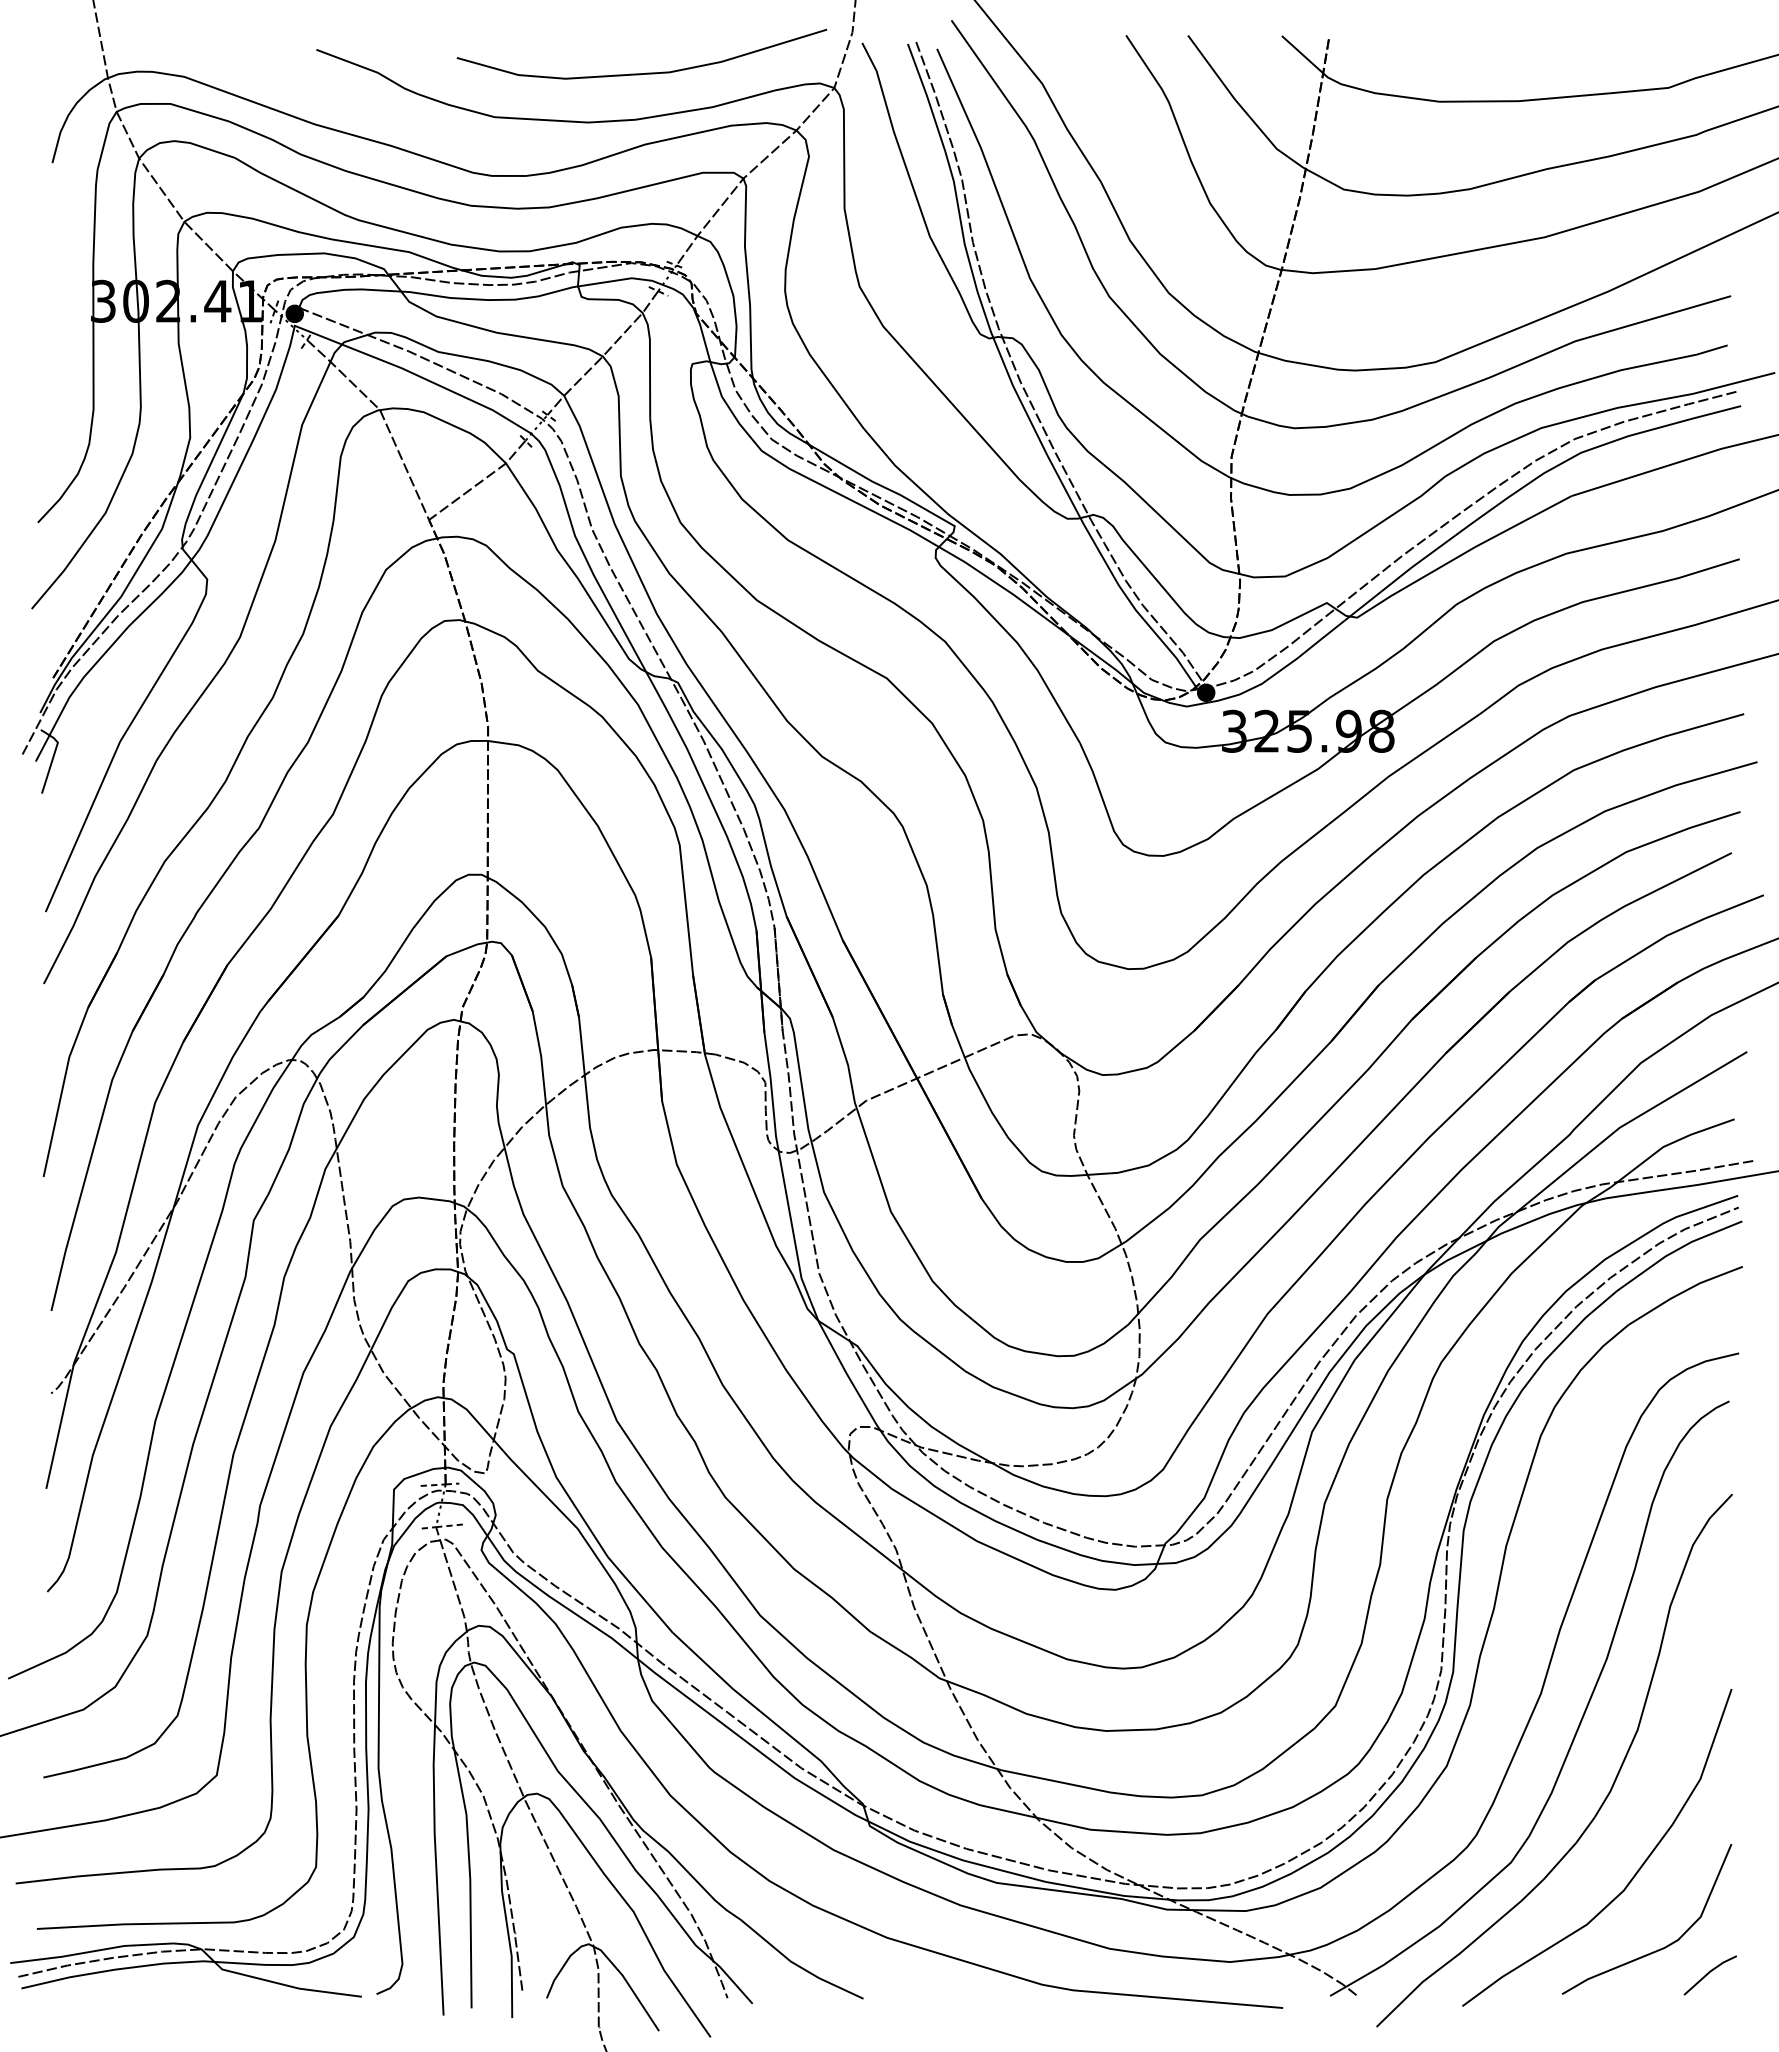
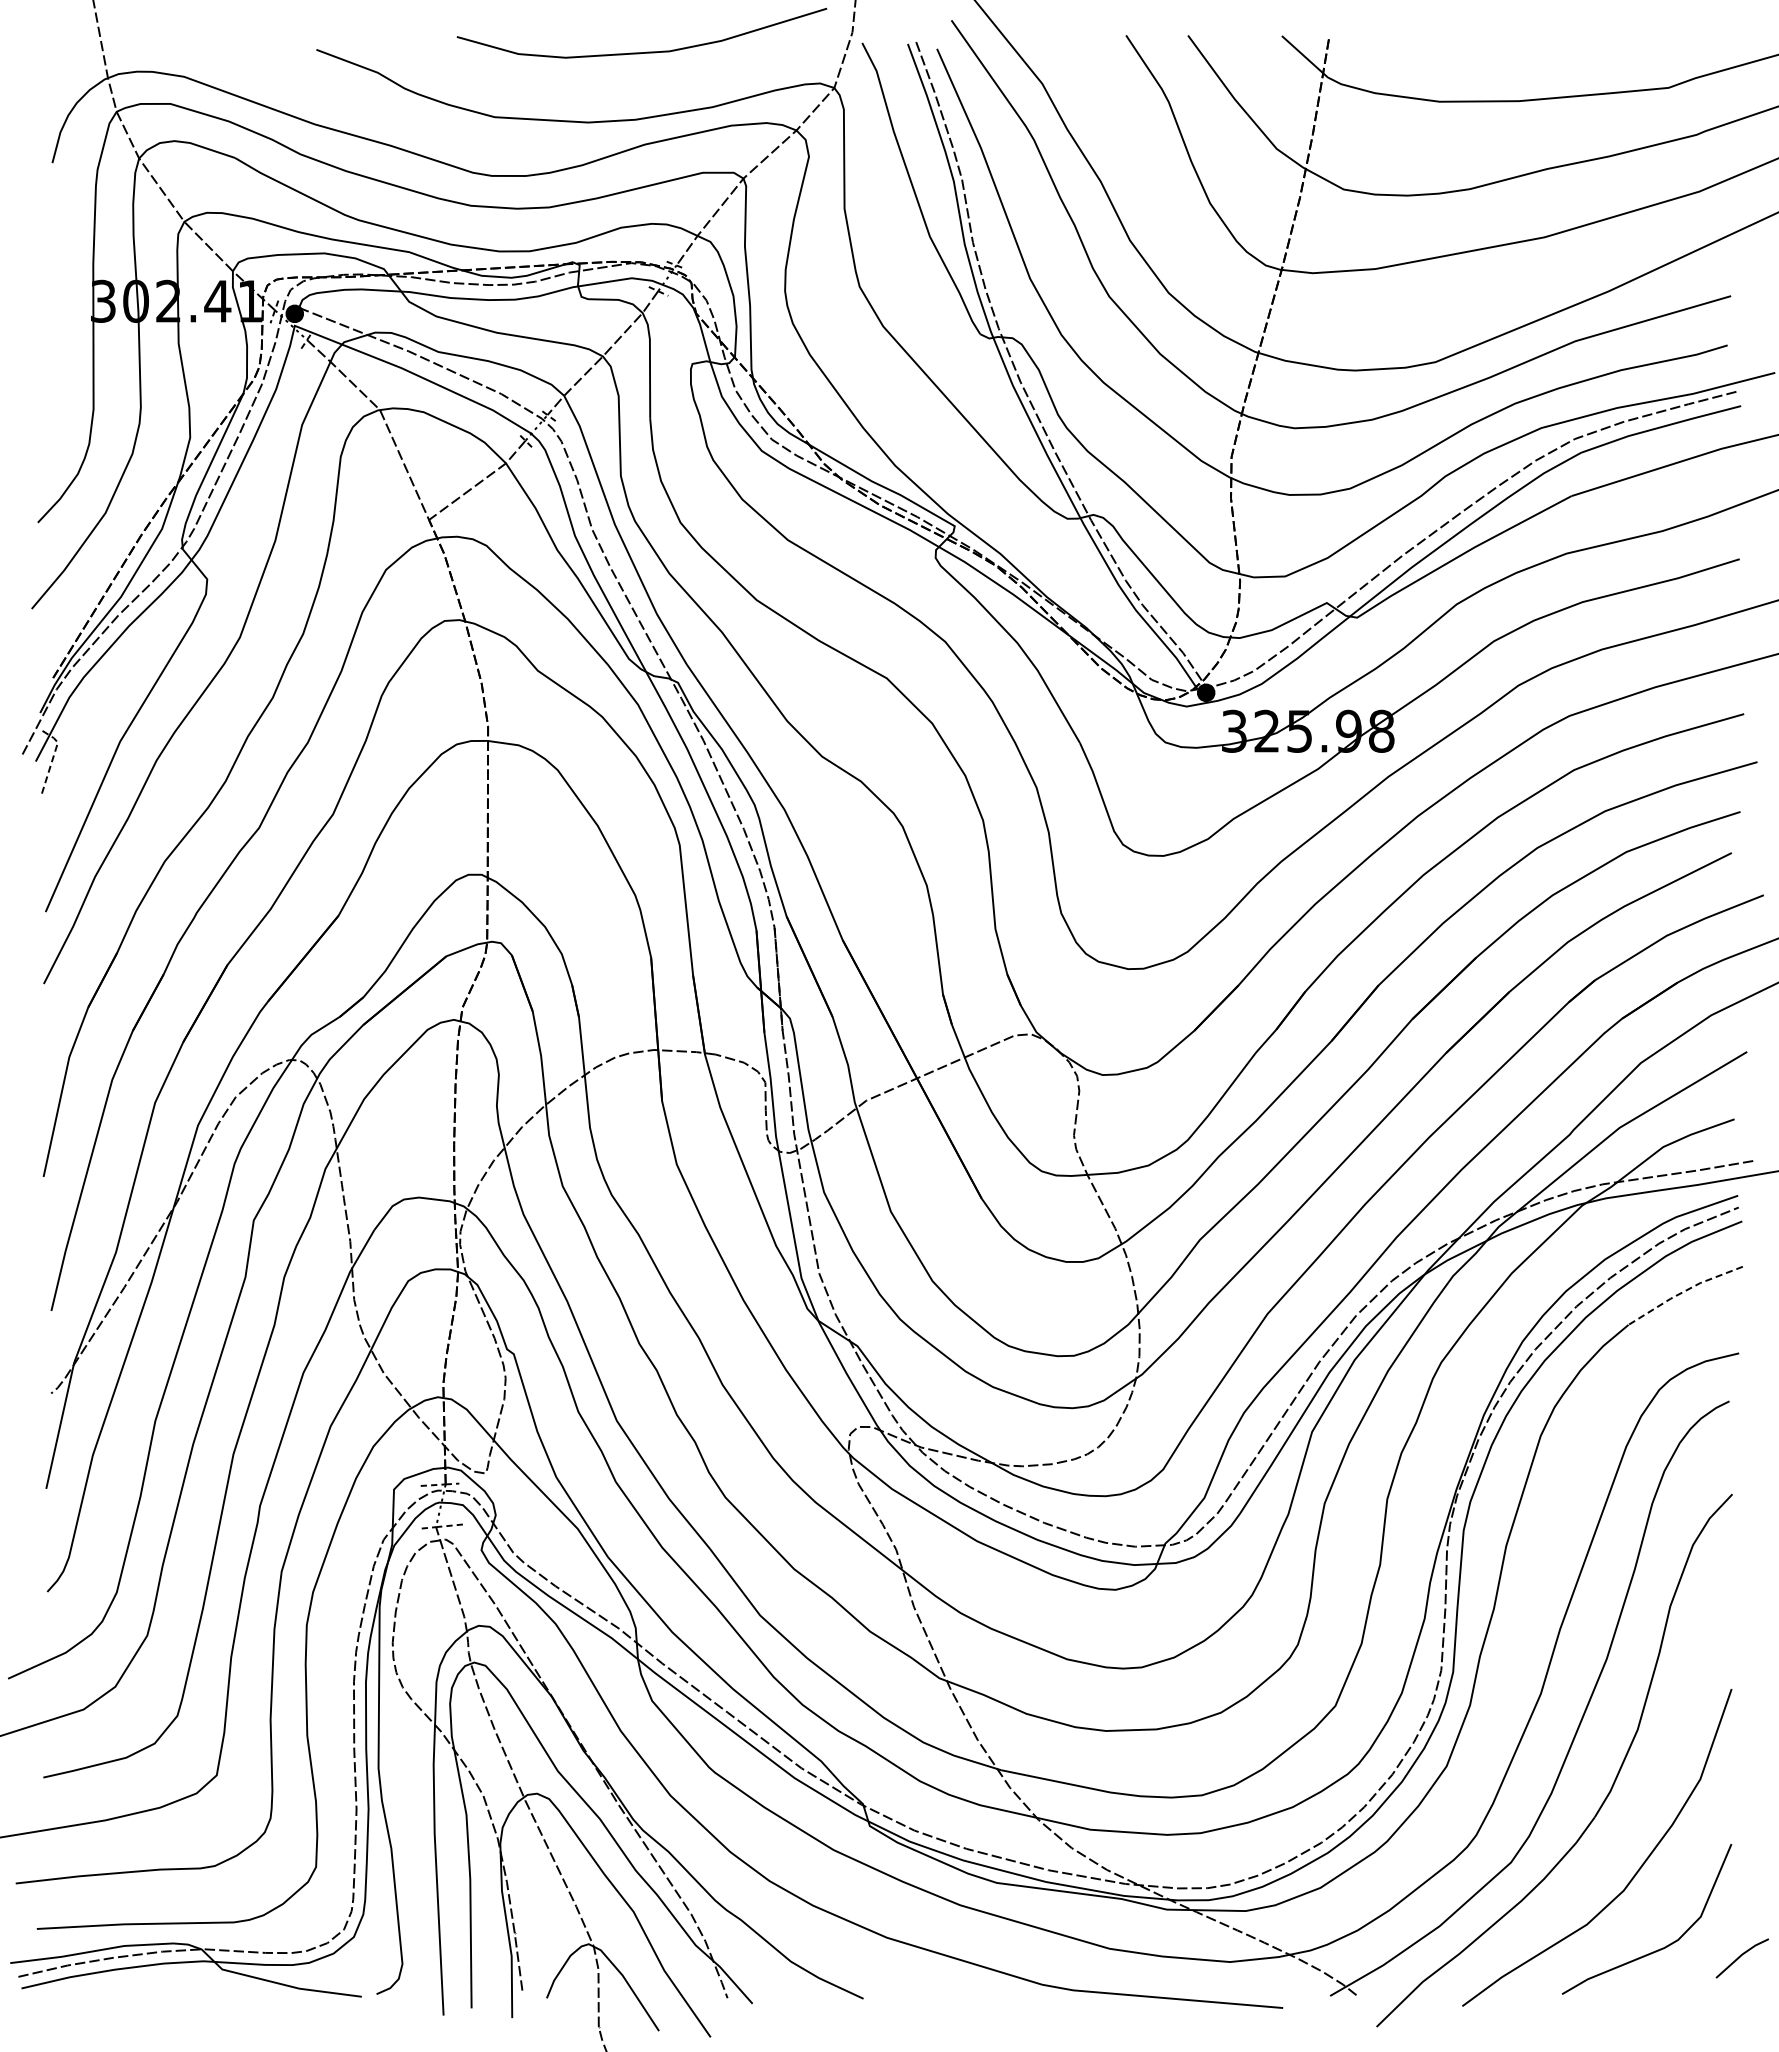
curve position: (646, 72) -> (646, 51) (646, 51)
line: solid -> dashed (53, 755)
line: solid -> dashed (1683, 1291)
line position: (1708, 1974) -> (1740, 1957) (1740, 1957)
